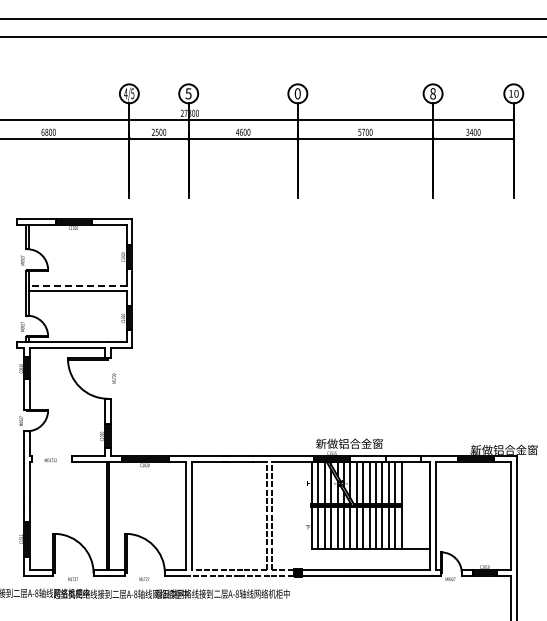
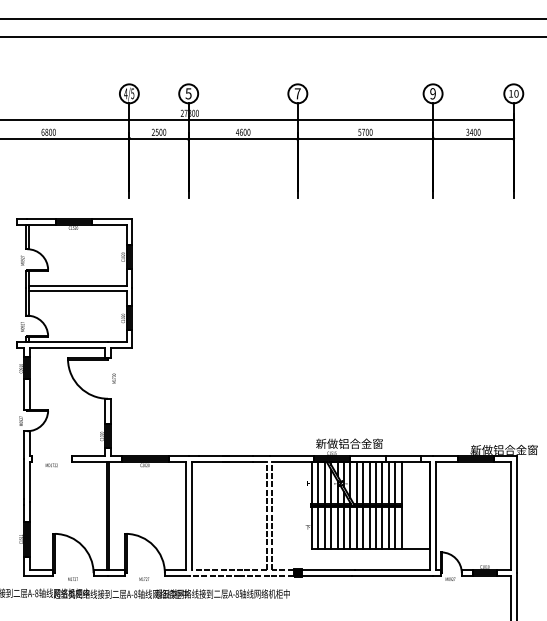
text: 0 -> 7 (297, 93)
text: 8 -> 9 (432, 93)
line: dashed -> solid (77, 285)
text position: (50, 460) -> (51, 465) (51, 465)
